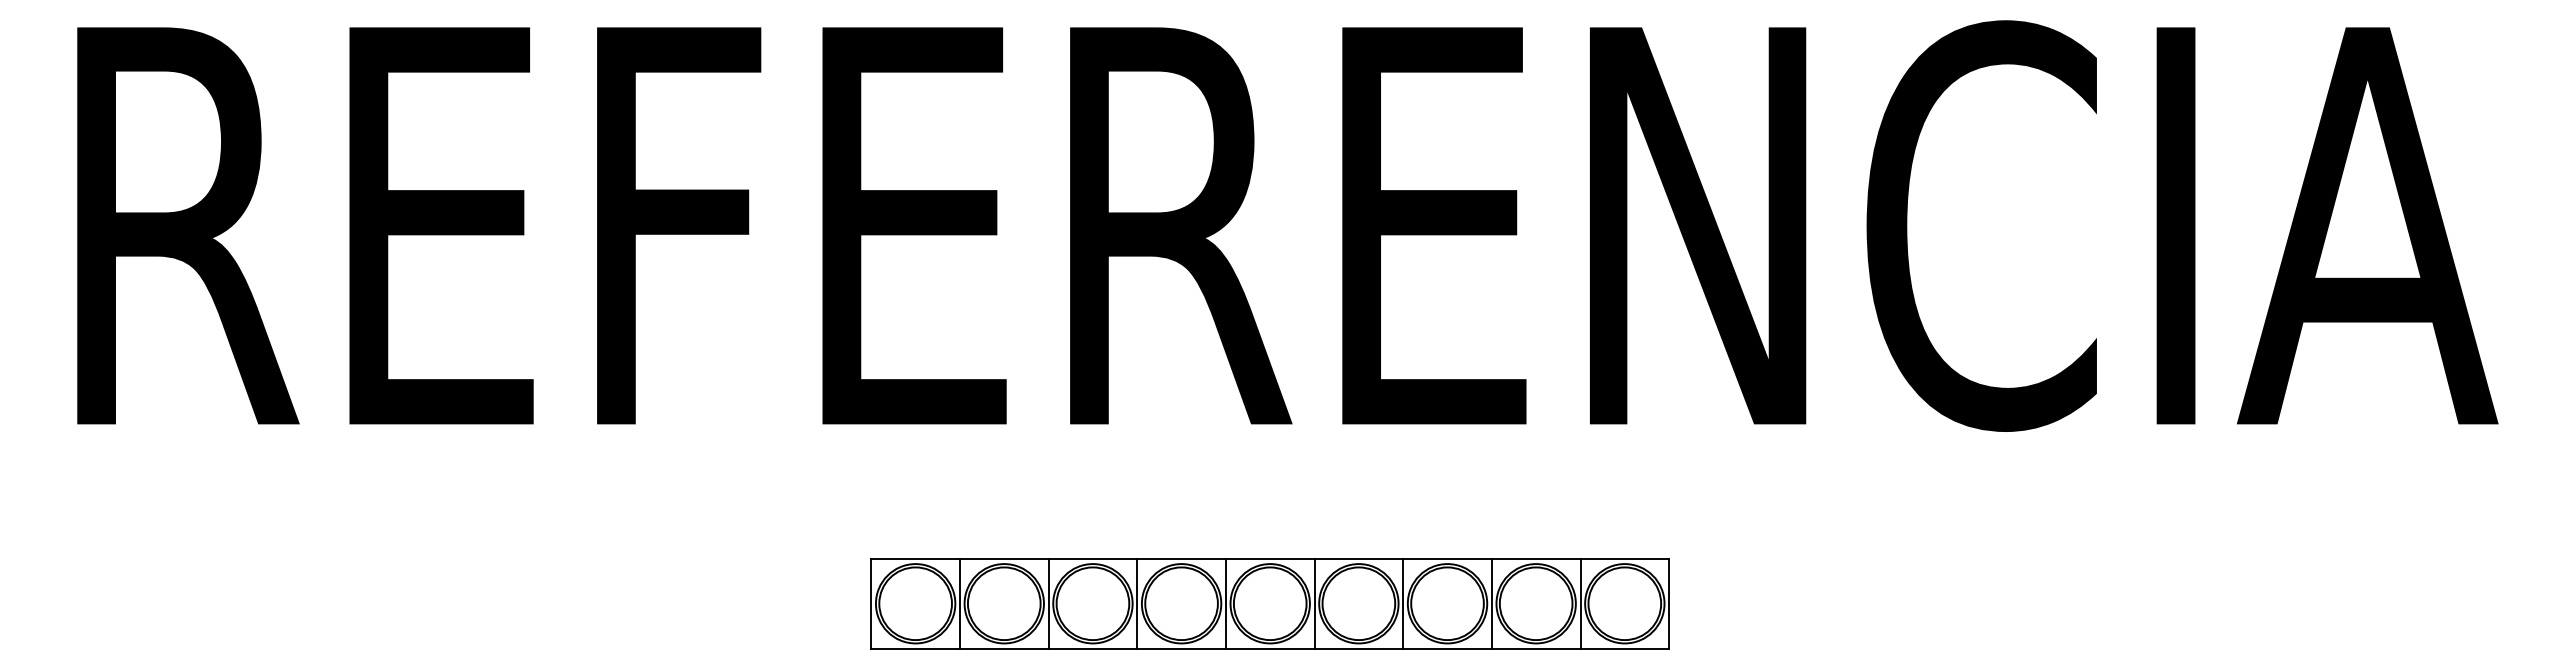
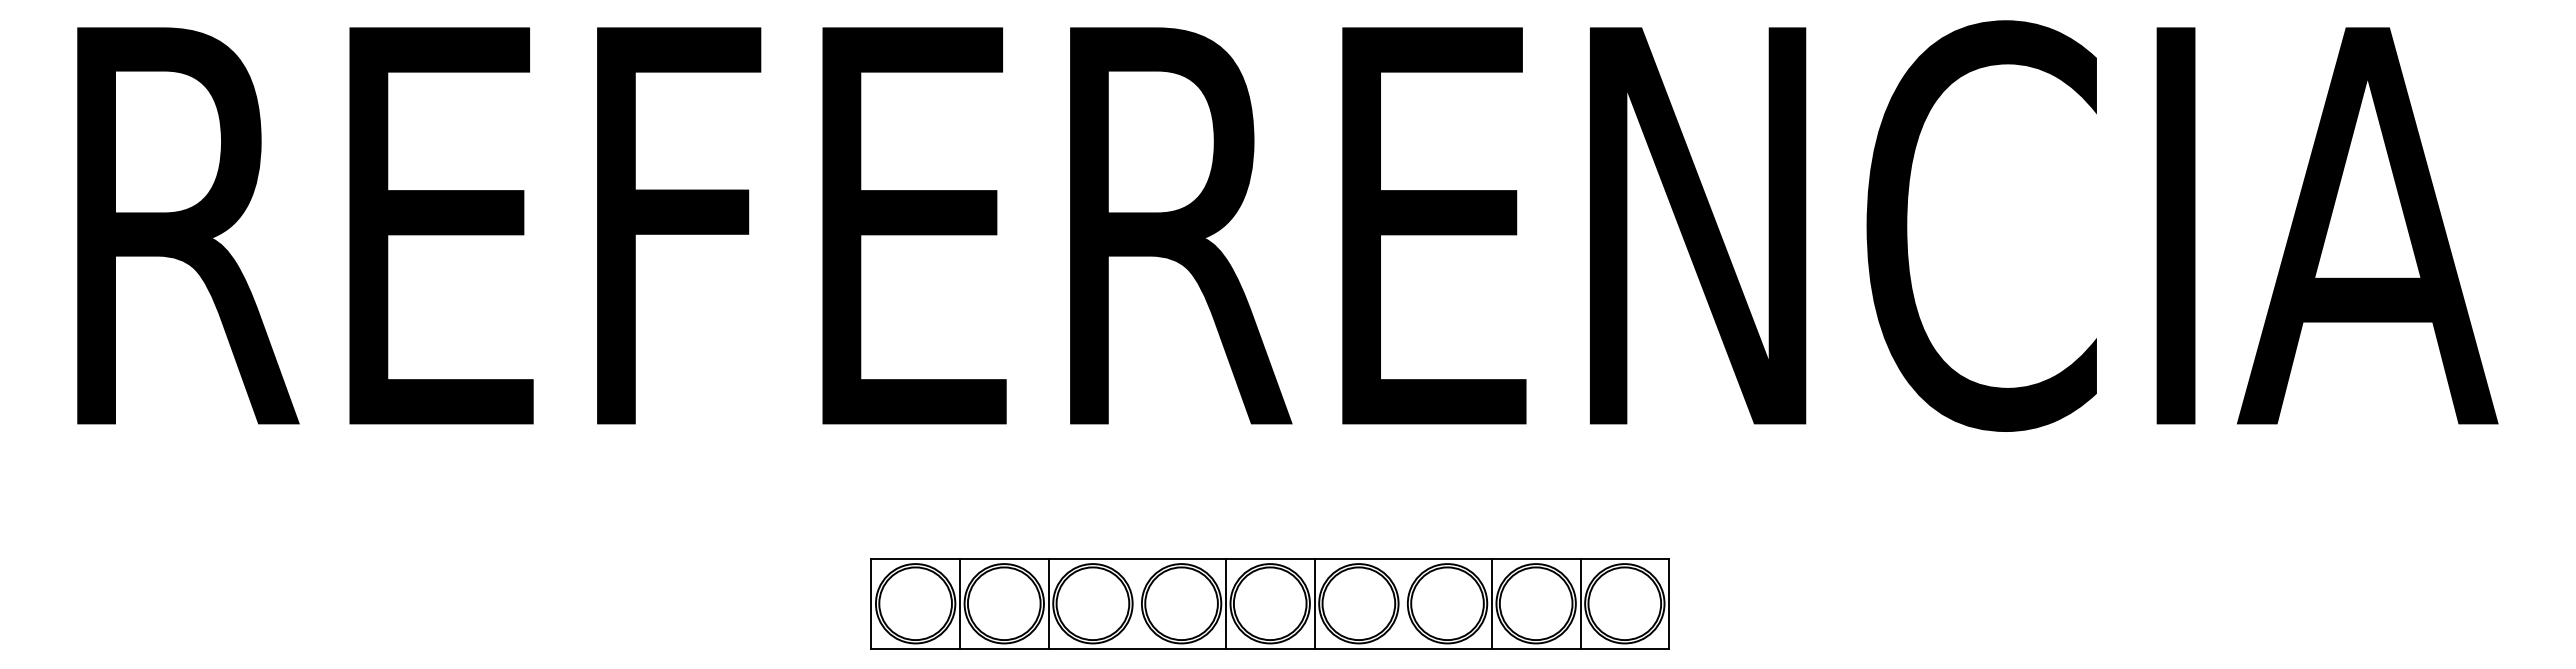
line: present -> none (1137, 603)
line: present -> none (1403, 603)
